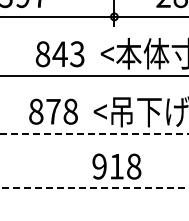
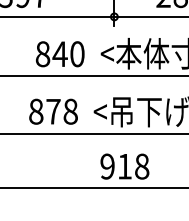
text: 843 -> 840 (77, 54)
line: dashed -> solid (94, 133)
text position: (116, 166) -> (124, 166) (124, 166)
line: dashed -> solid (94, 188)
